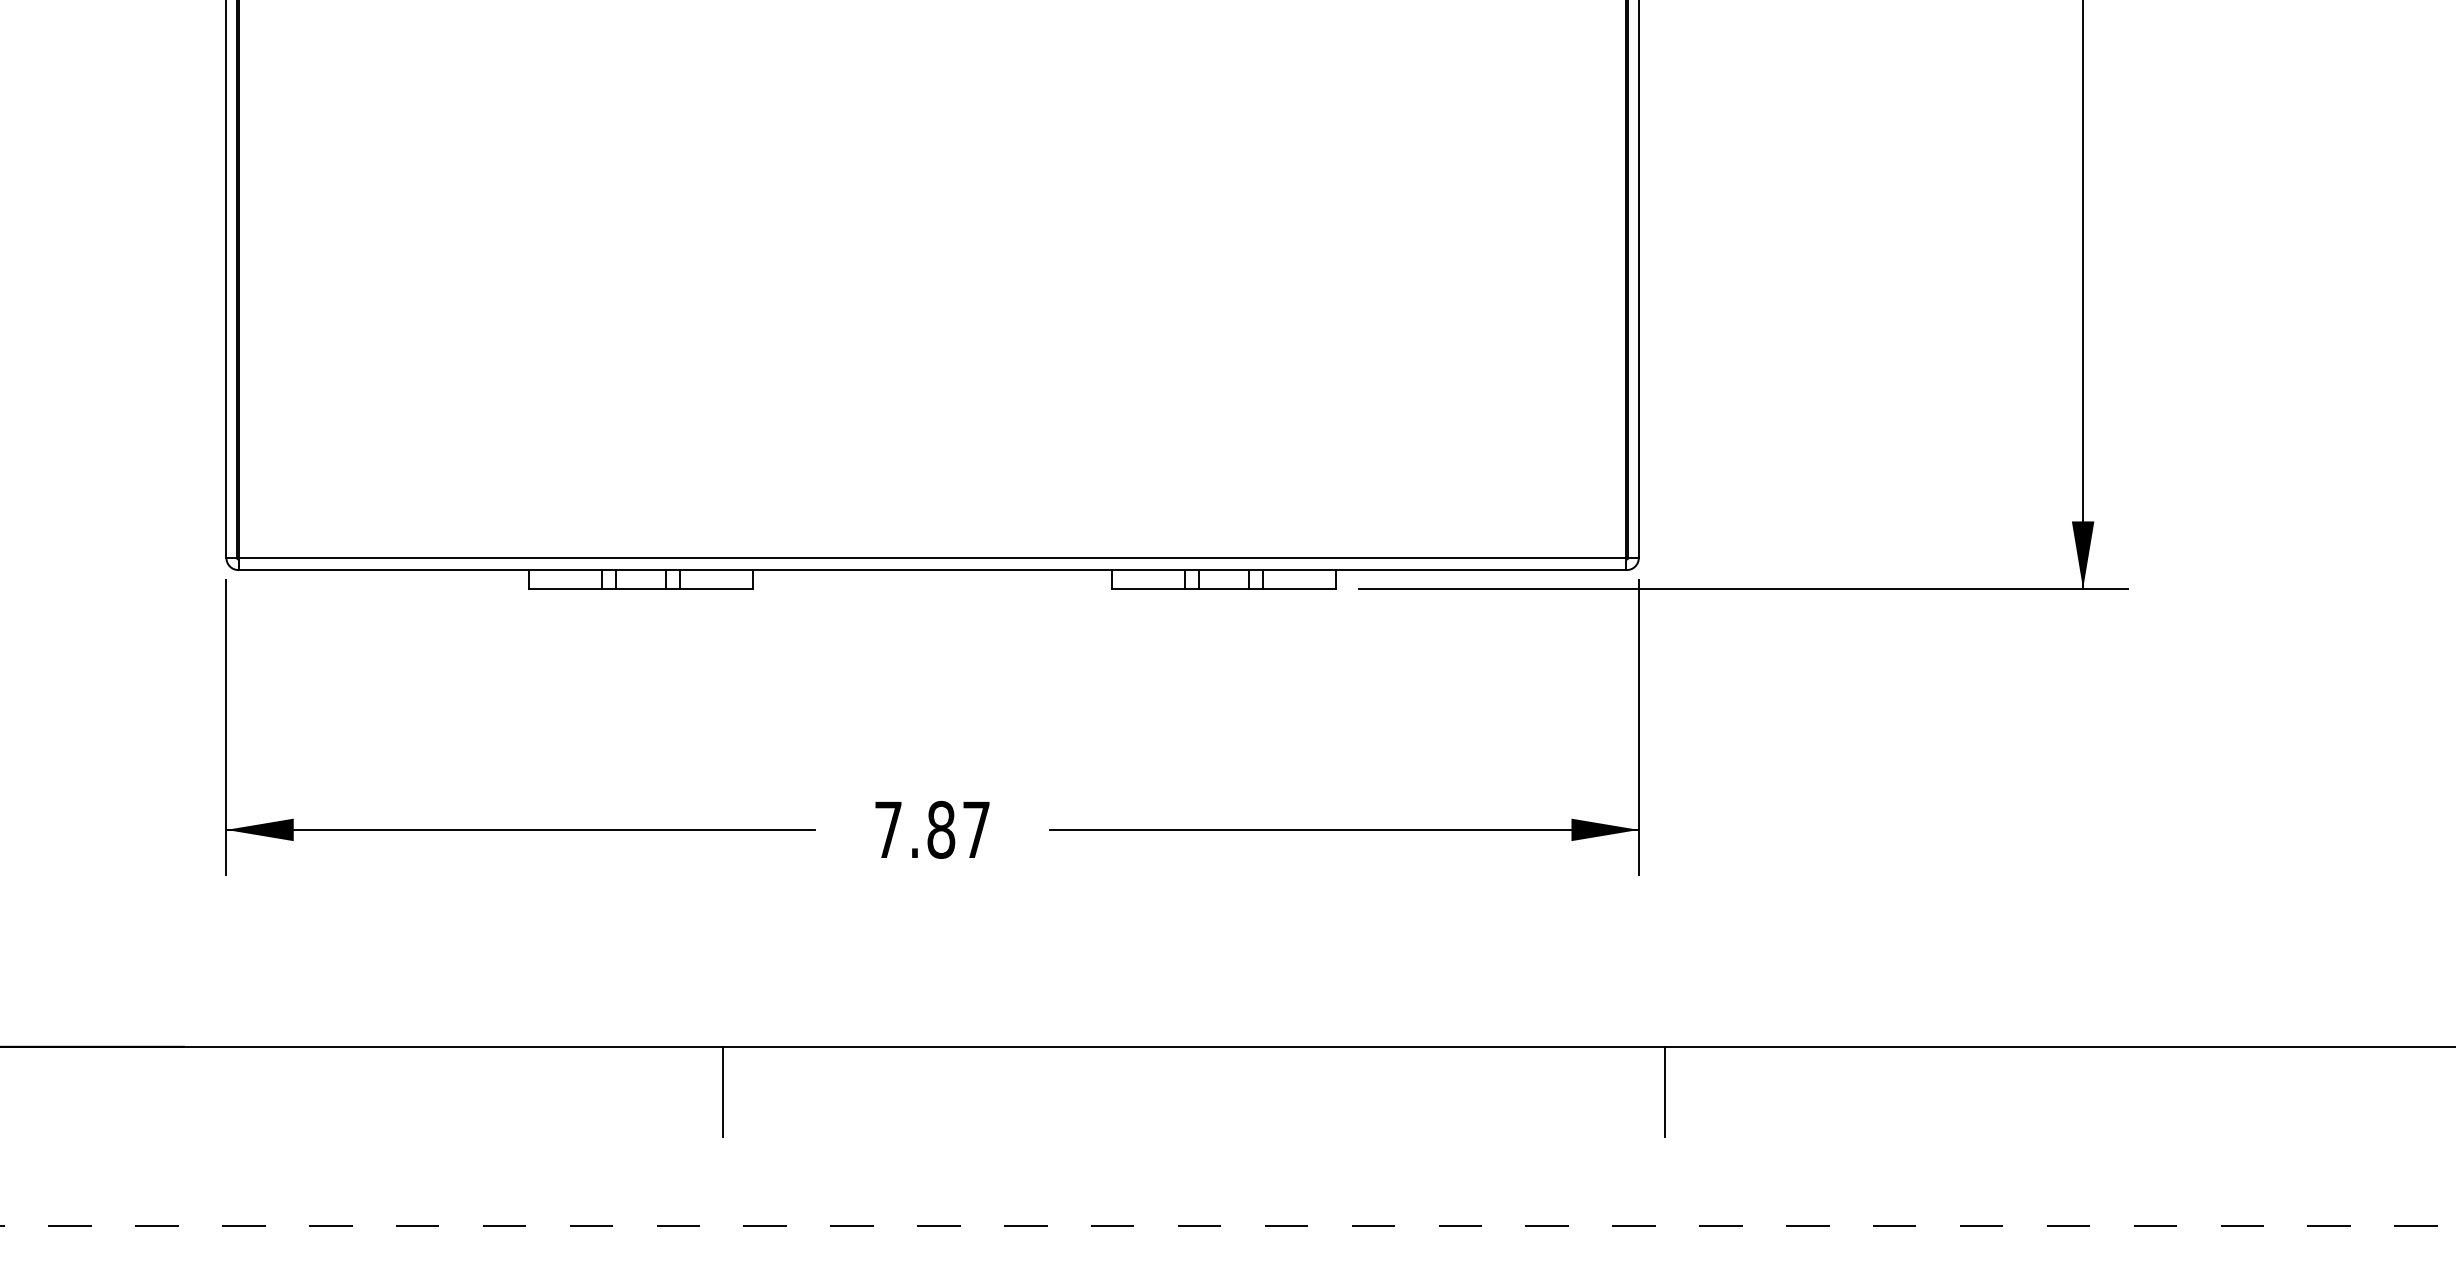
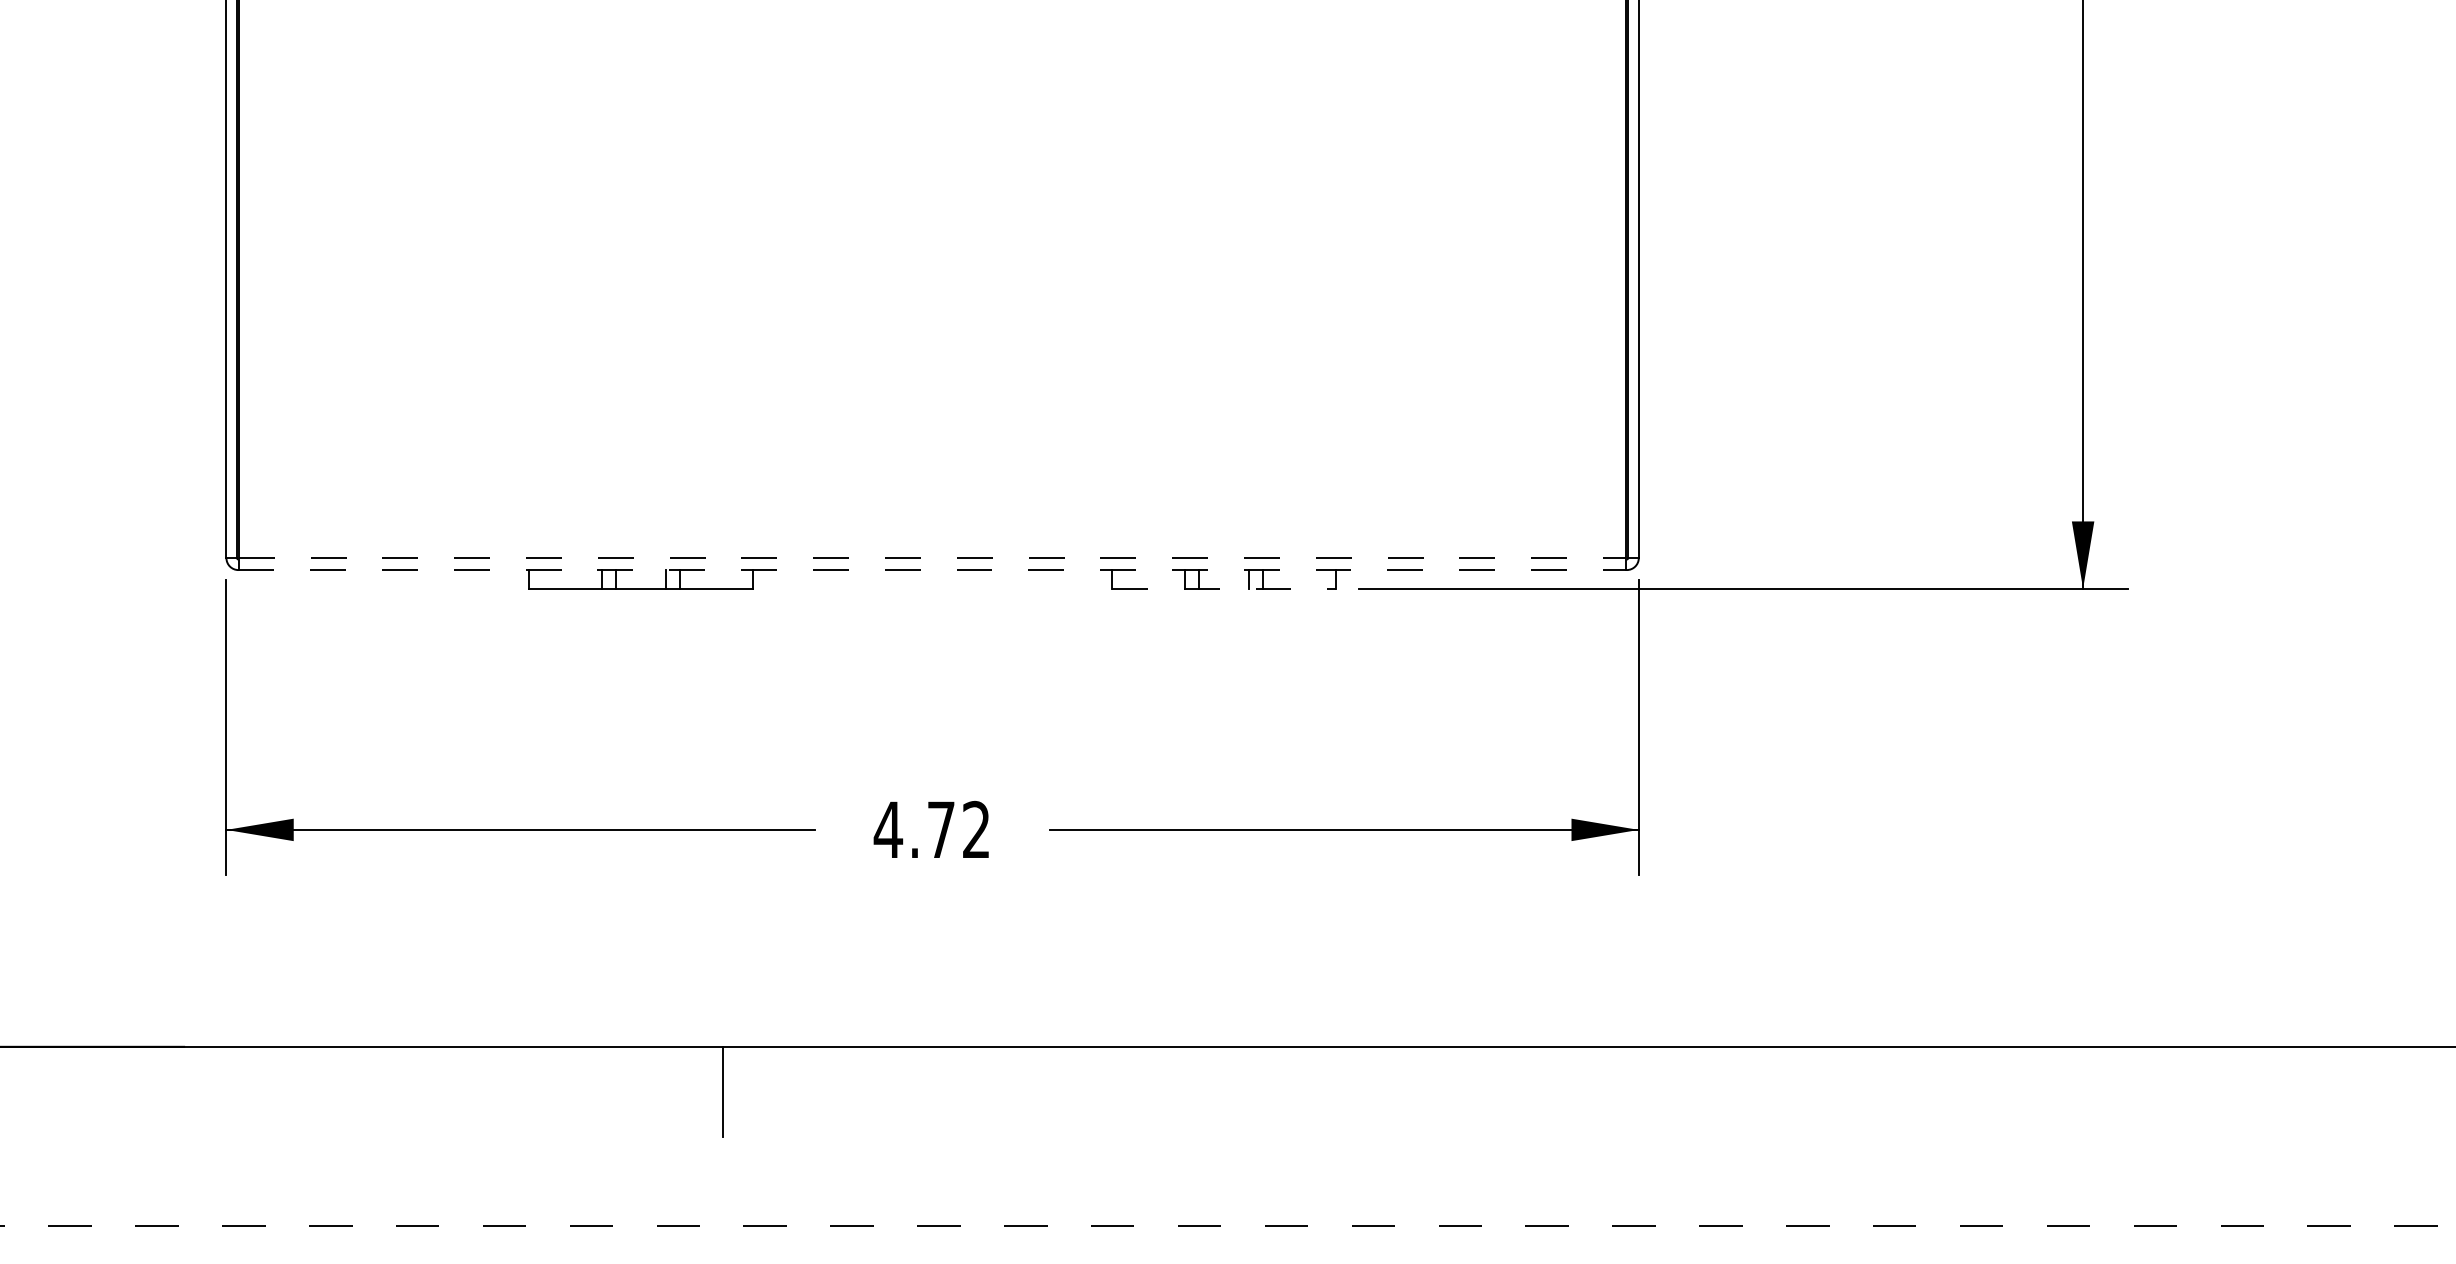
line: solid -> dashed (932, 558)
line: solid -> dashed (933, 570)
line: solid -> dashed (1224, 588)
text: 7.87 -> 4.72 (931, 829)
line: present -> none (1665, 1091)
